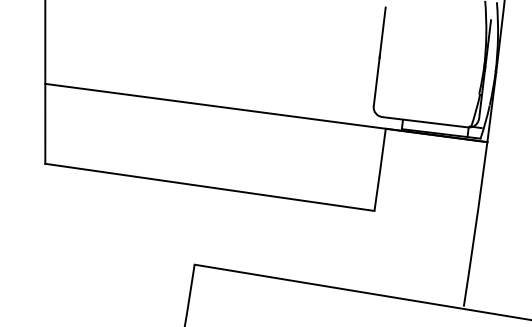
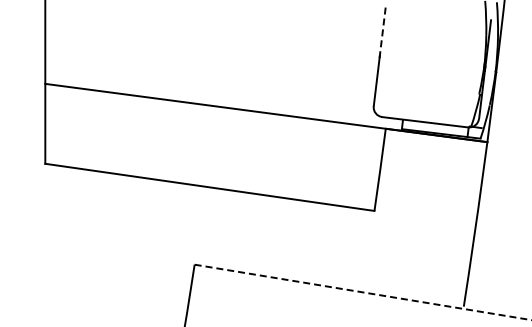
line: solid -> dashed (382, 32)
line: solid -> dashed (363, 292)
